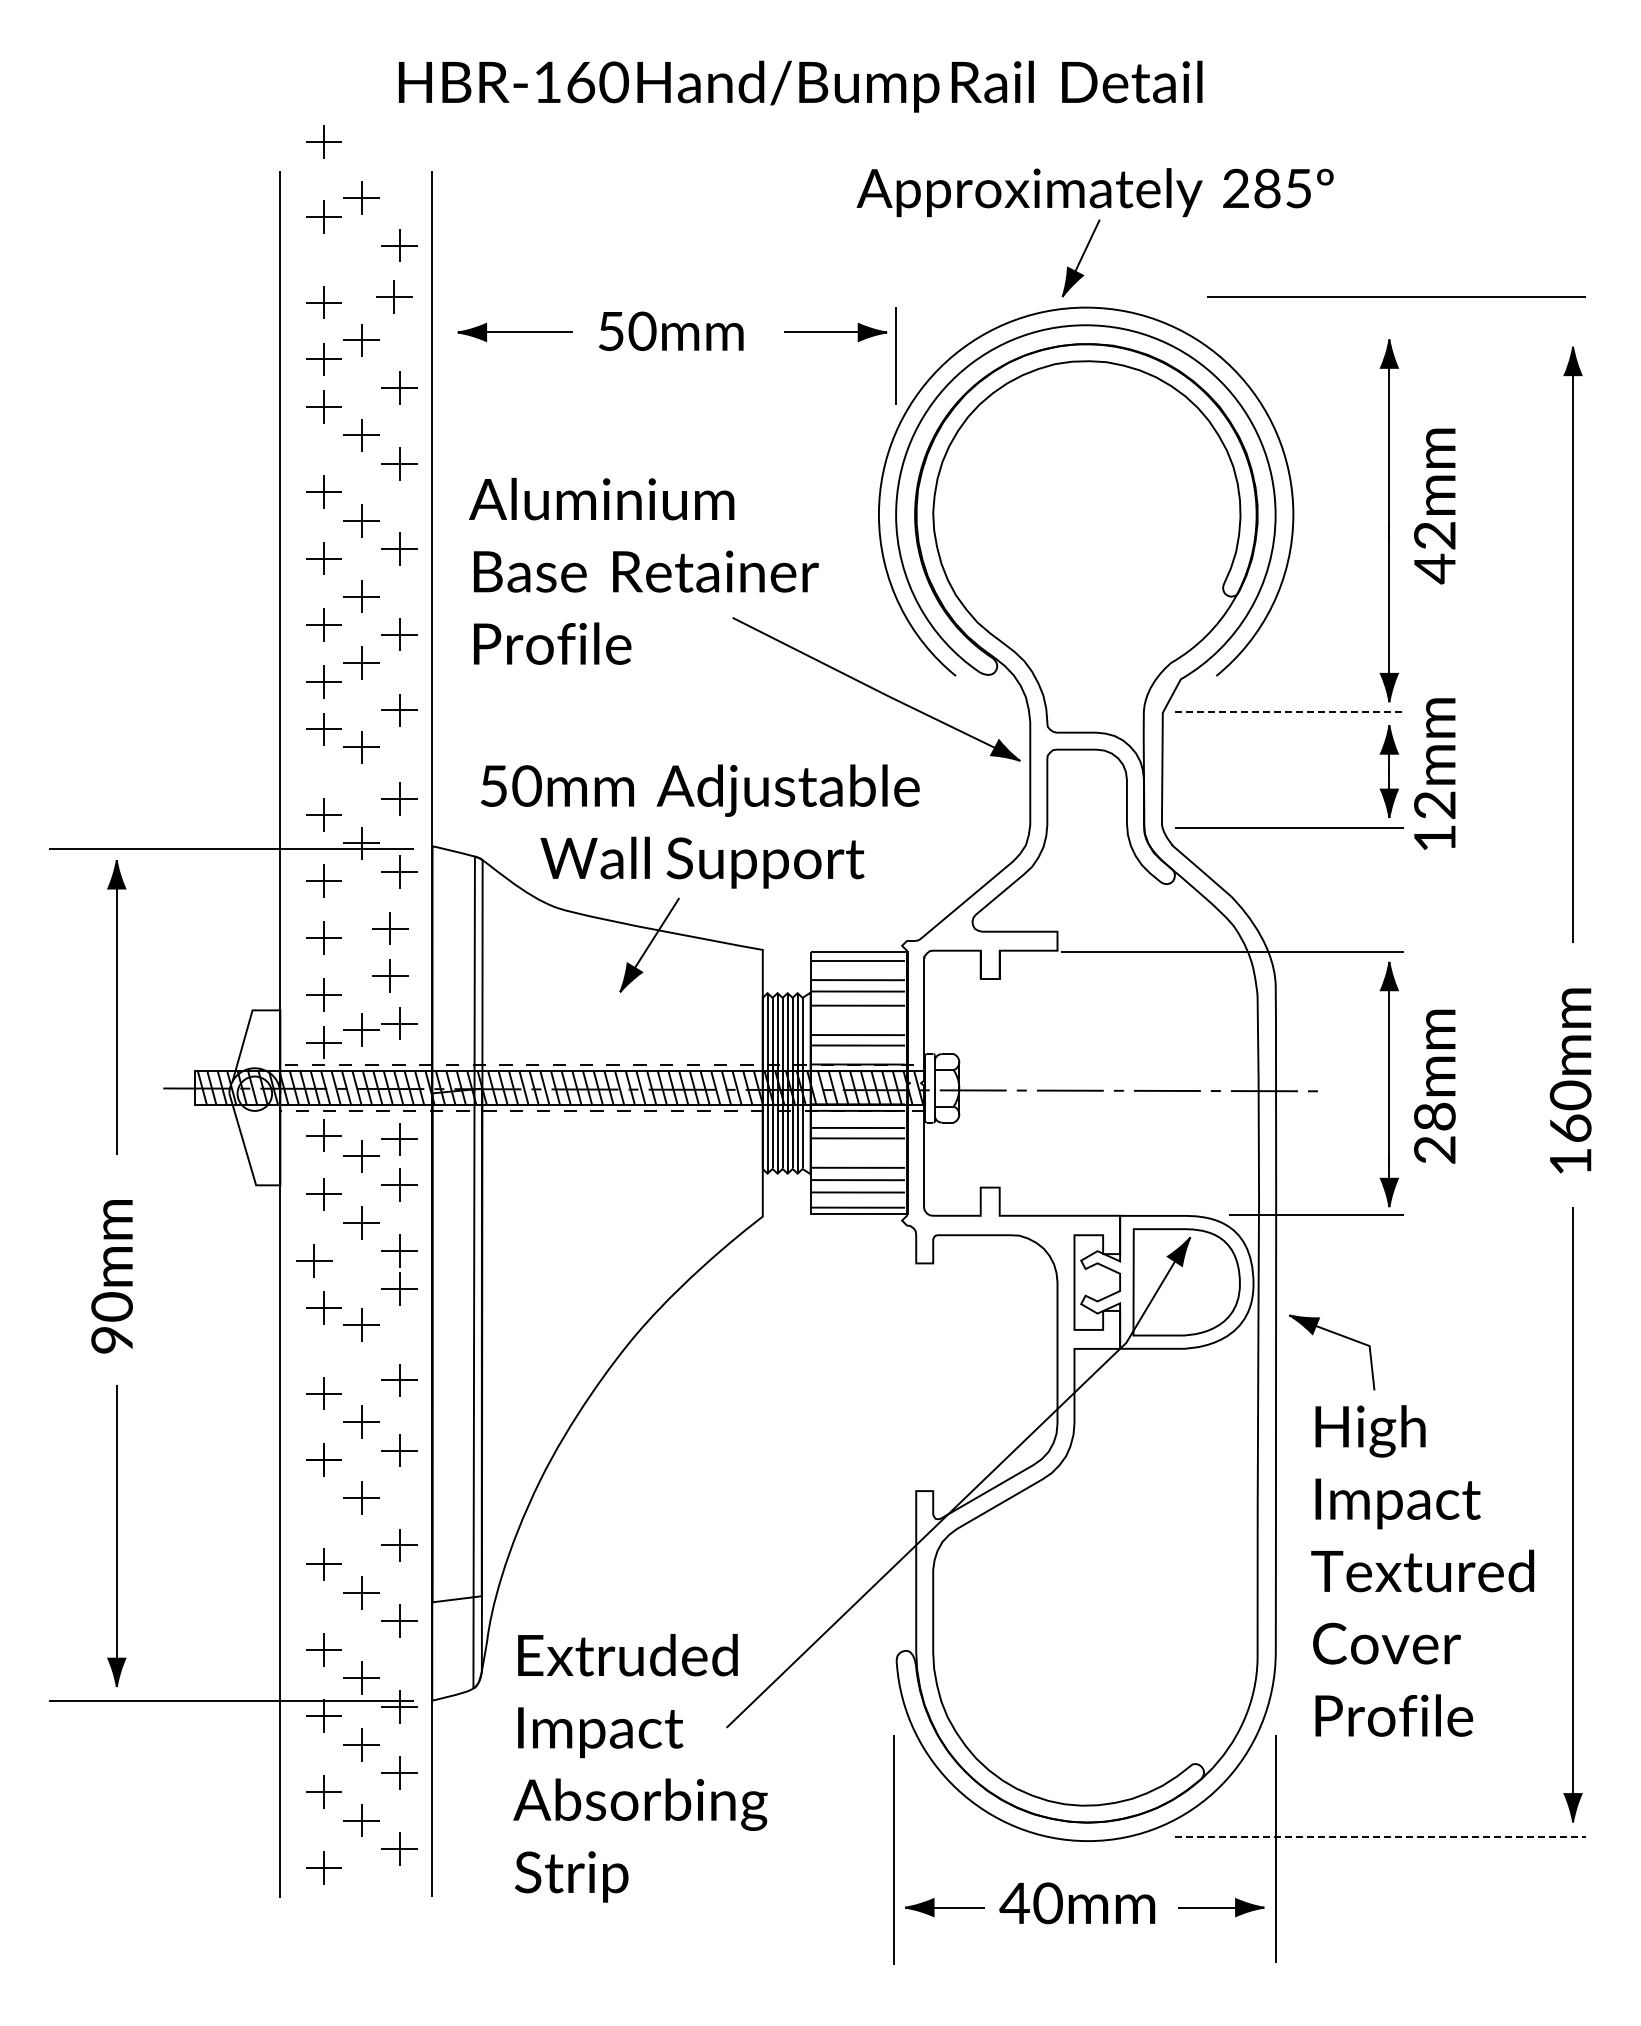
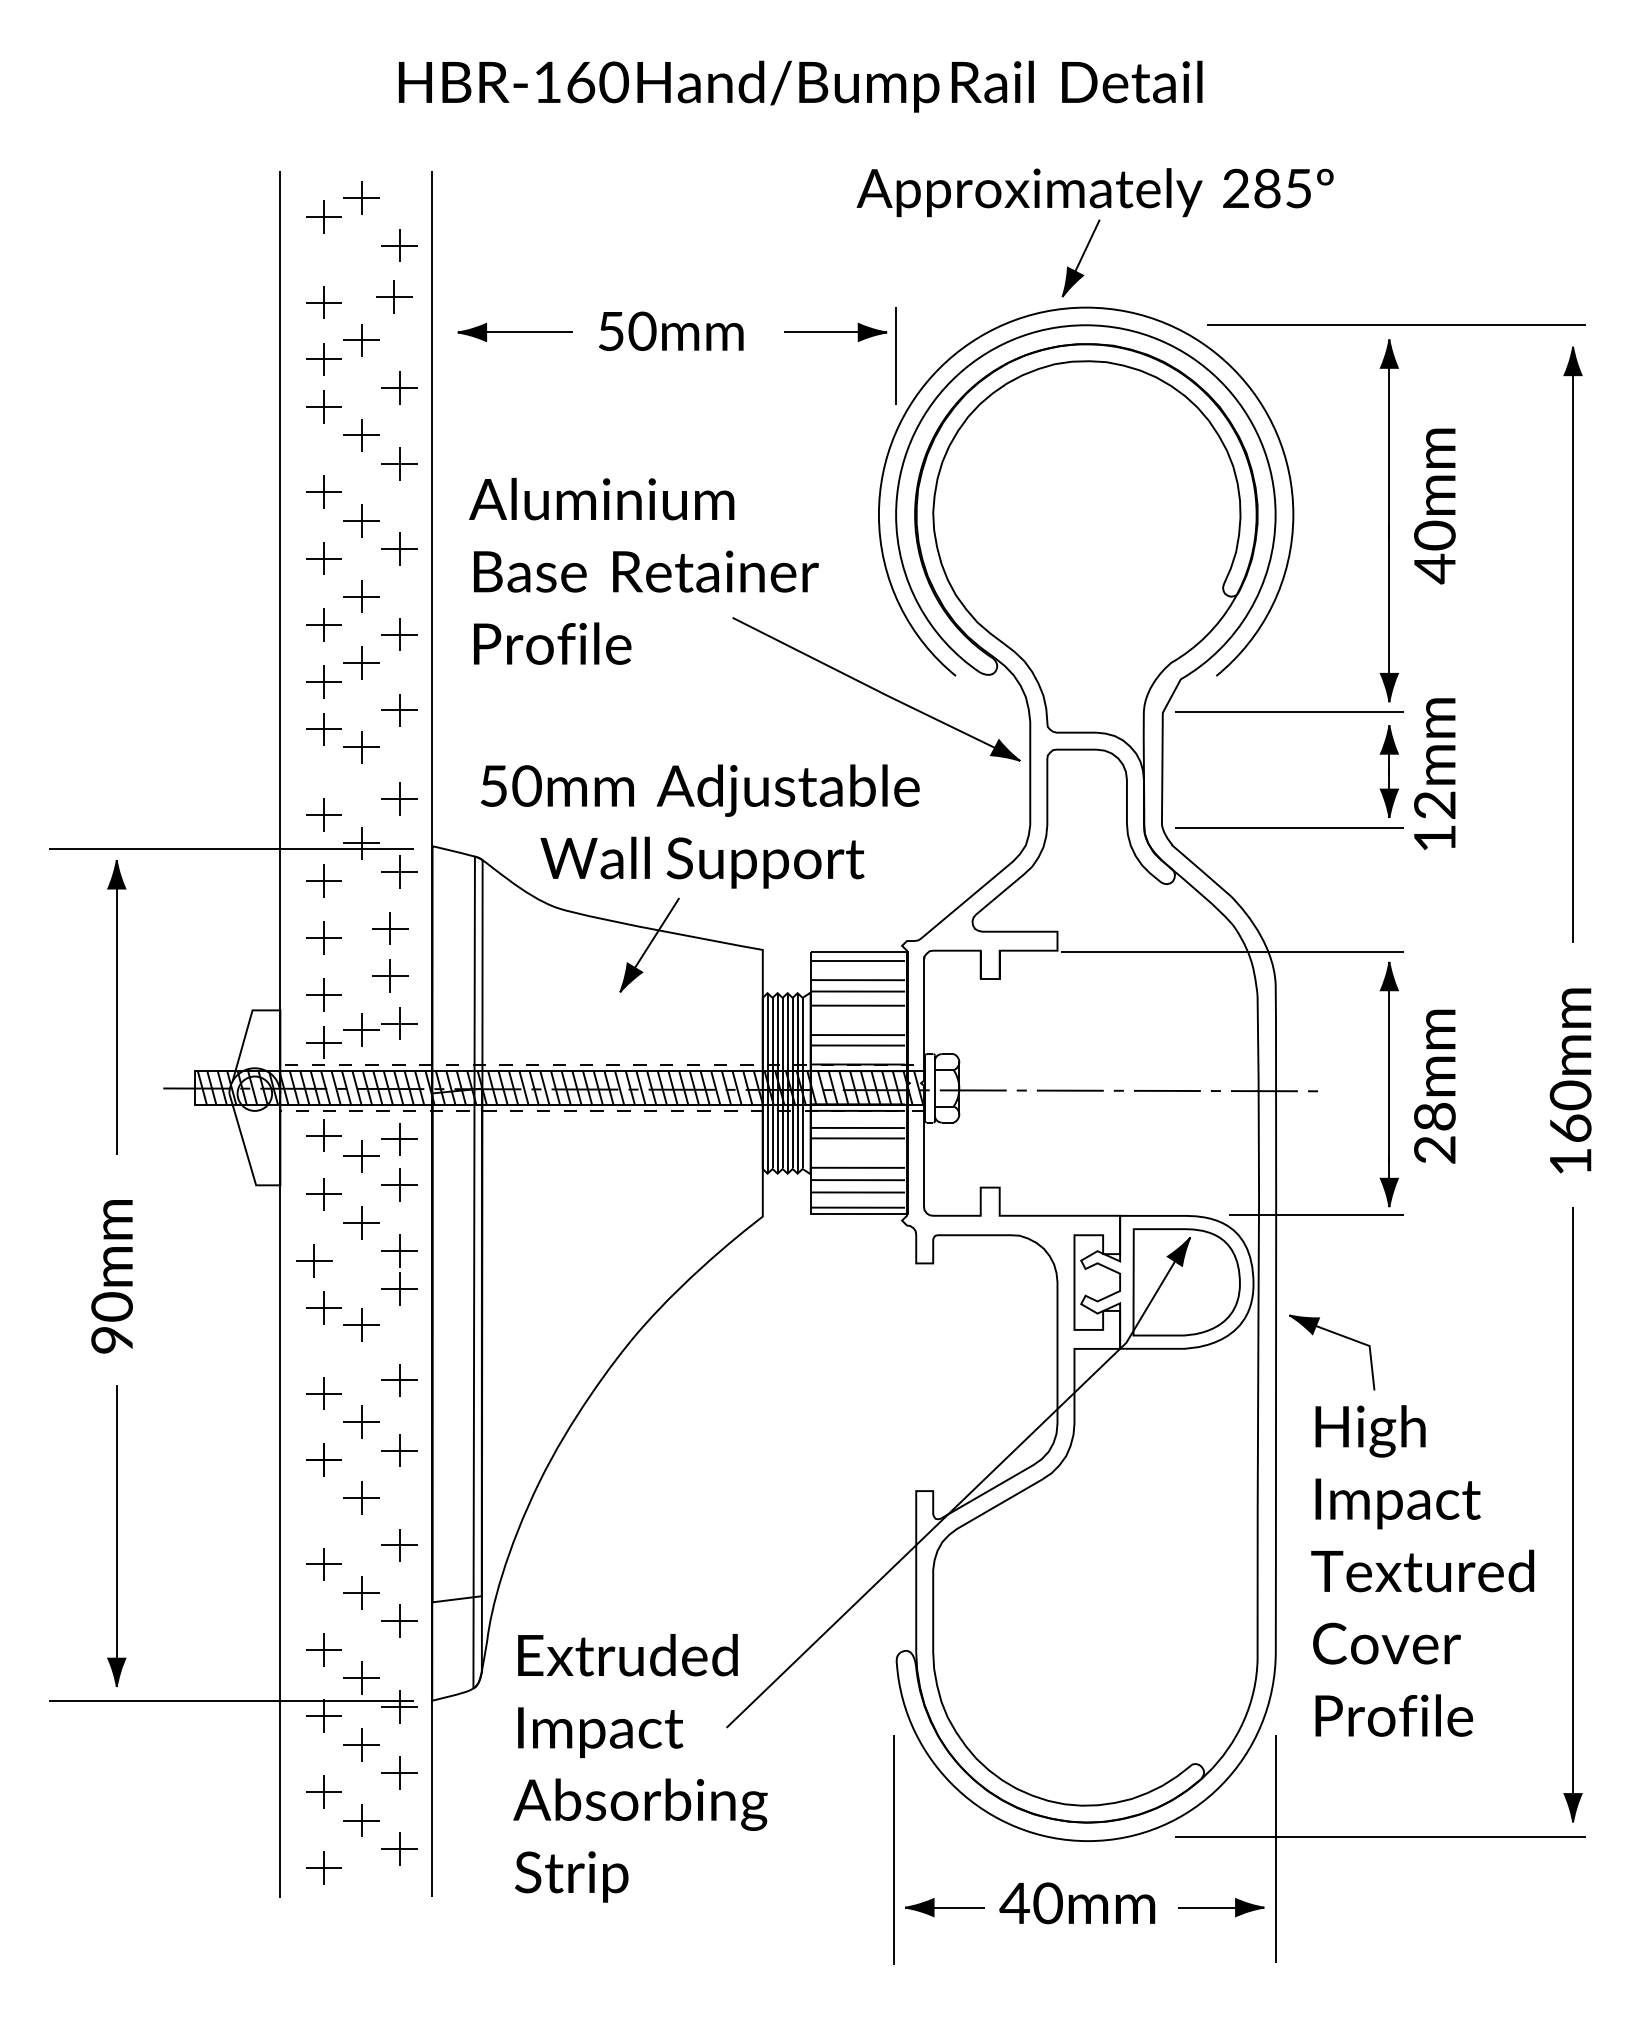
part: present -> none (323, 141)
line position: (1396, 296) -> (1396, 324) (1396, 324)
text: 42mm -> 40mm (1434, 535)
line: dashed -> solid (1289, 712)
line: dashed -> solid (1380, 1837)
